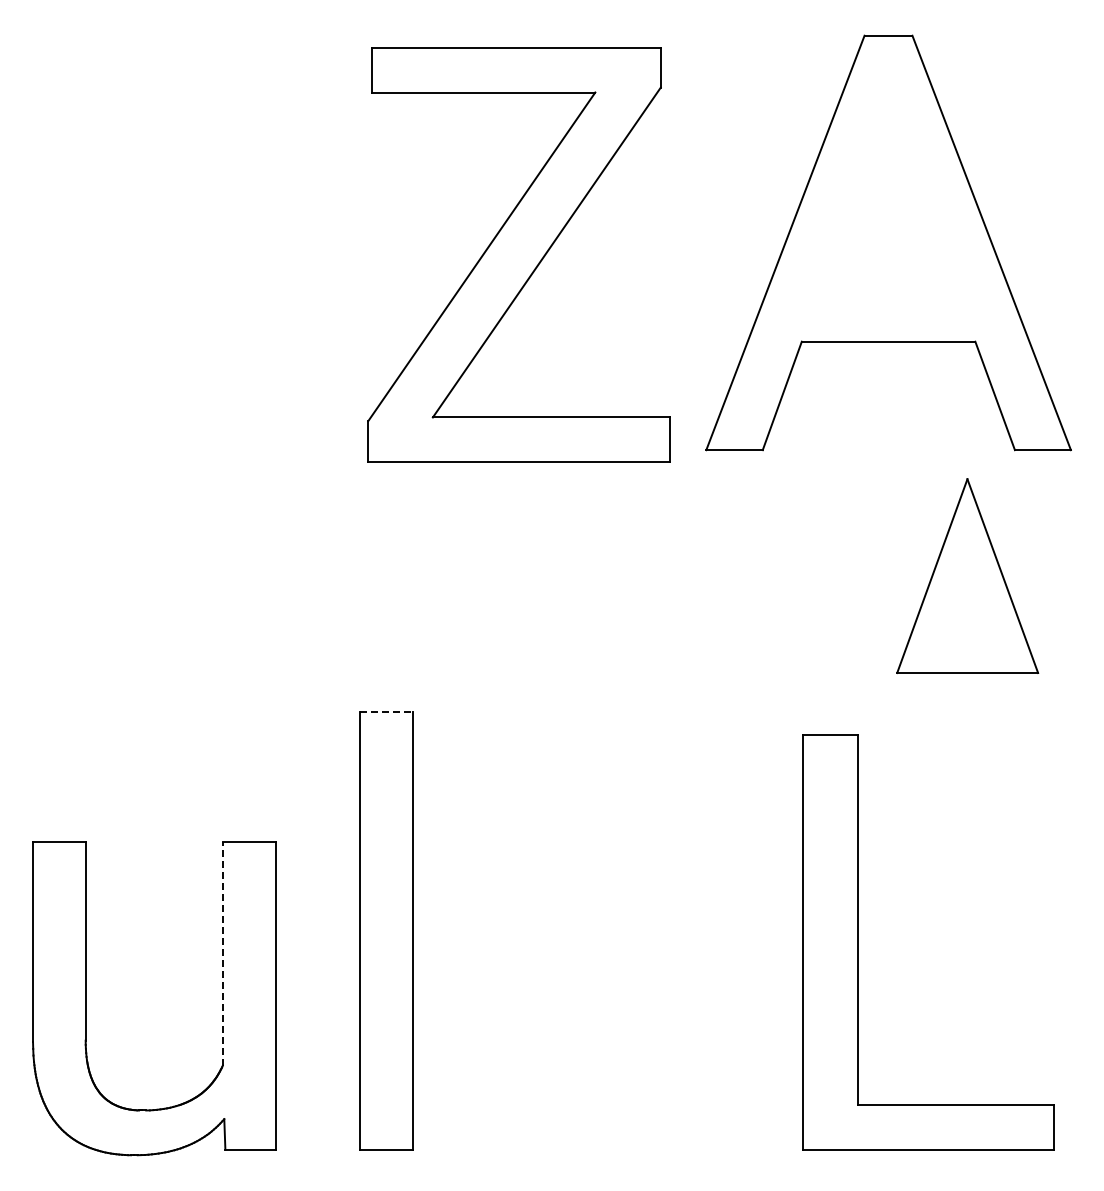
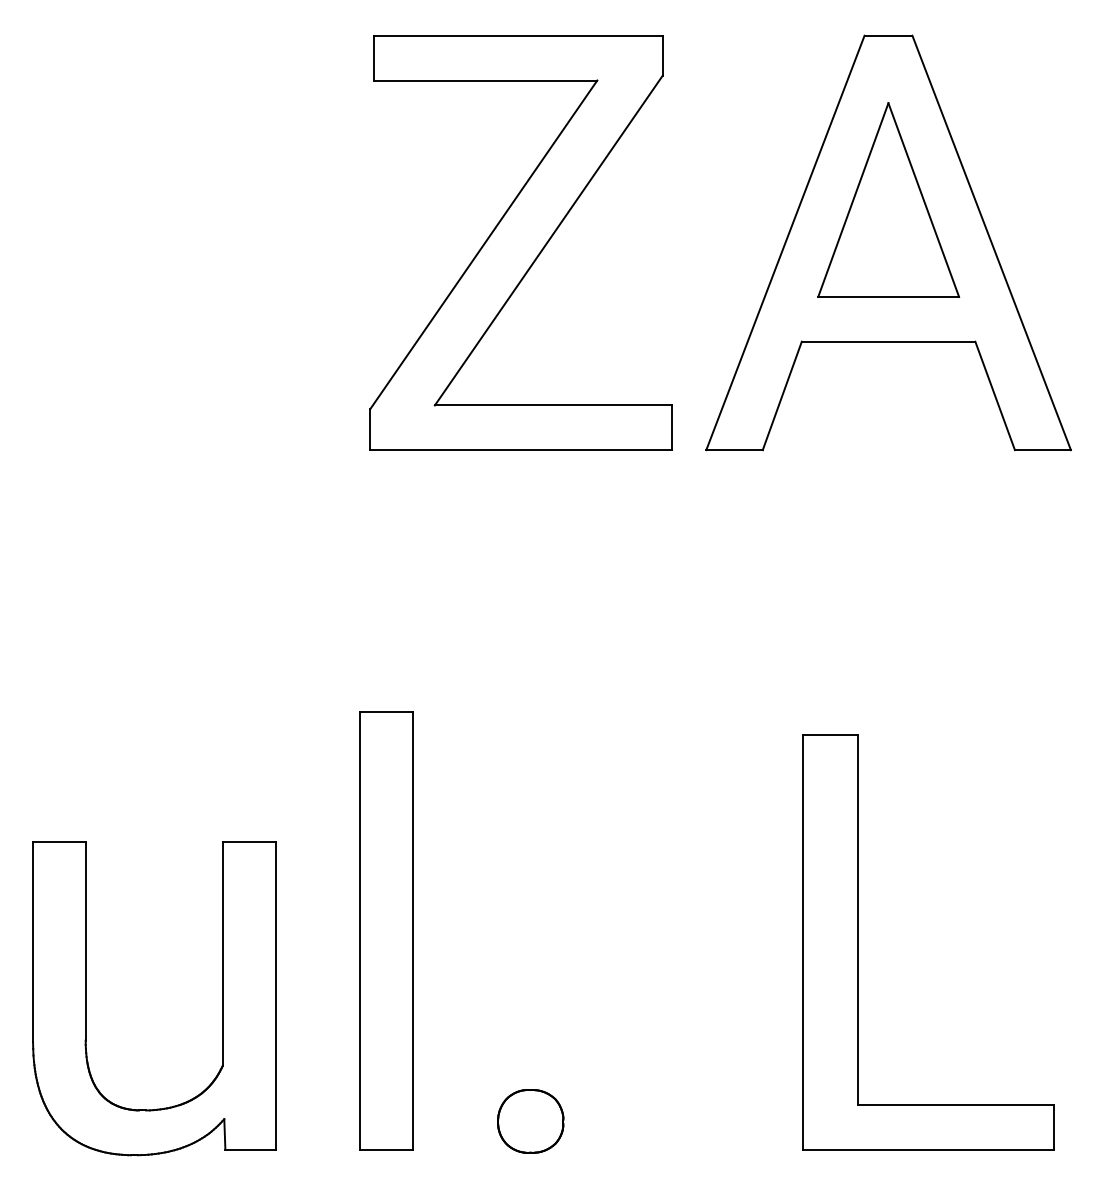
part position: (518, 254) -> (520, 242) (520, 242)
part position: (967, 575) -> (888, 199) (888, 199)
line: dashed -> solid (386, 712)
line: dashed -> solid (222, 953)
part: none -> present (530, 1121)
